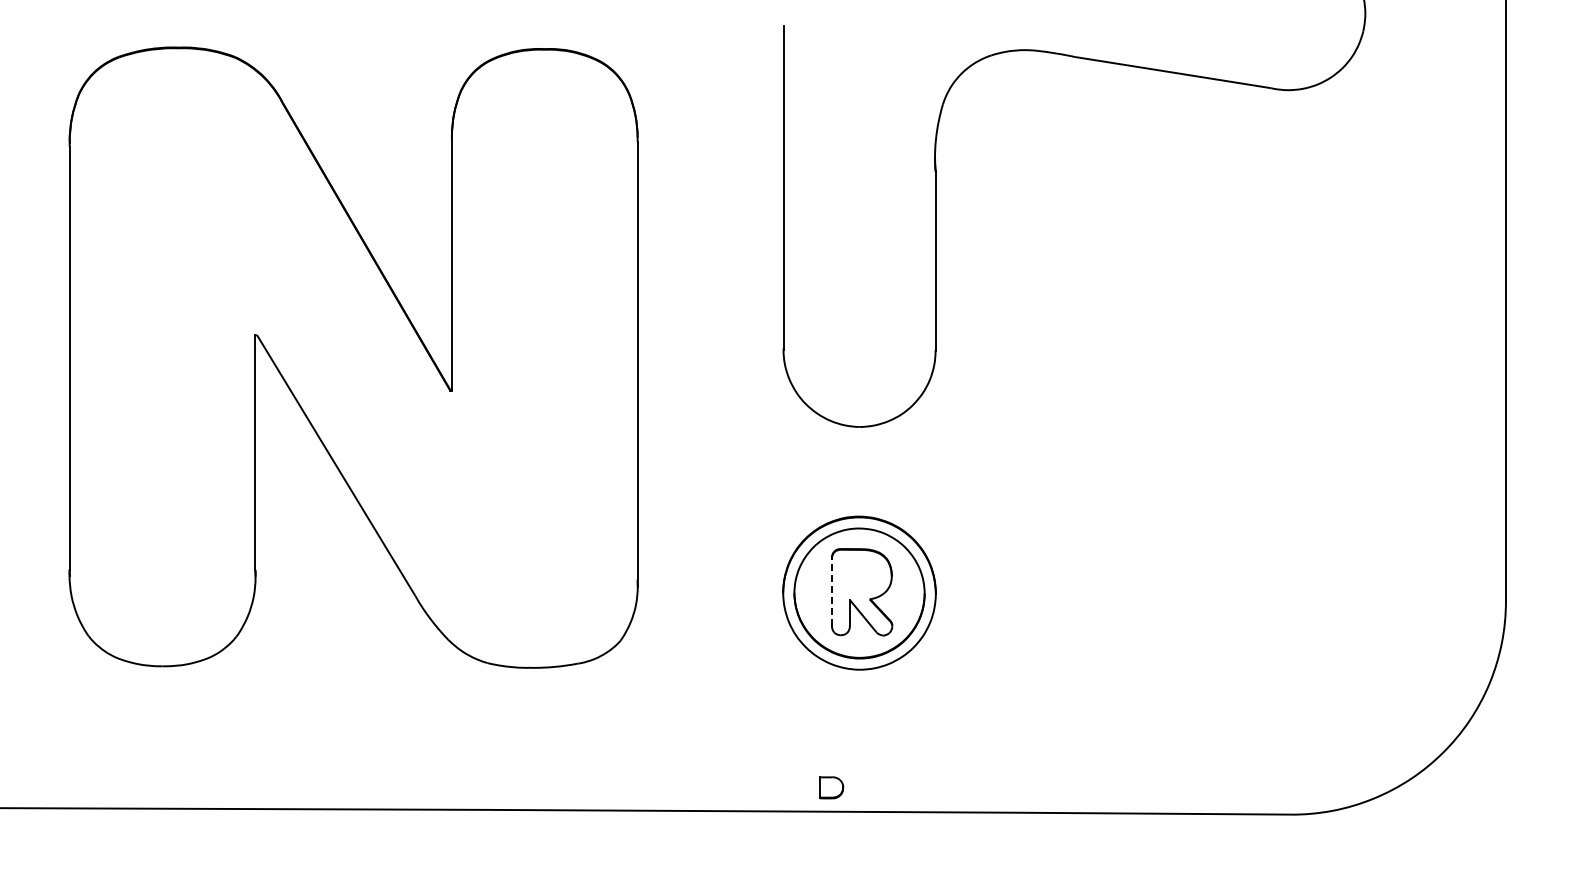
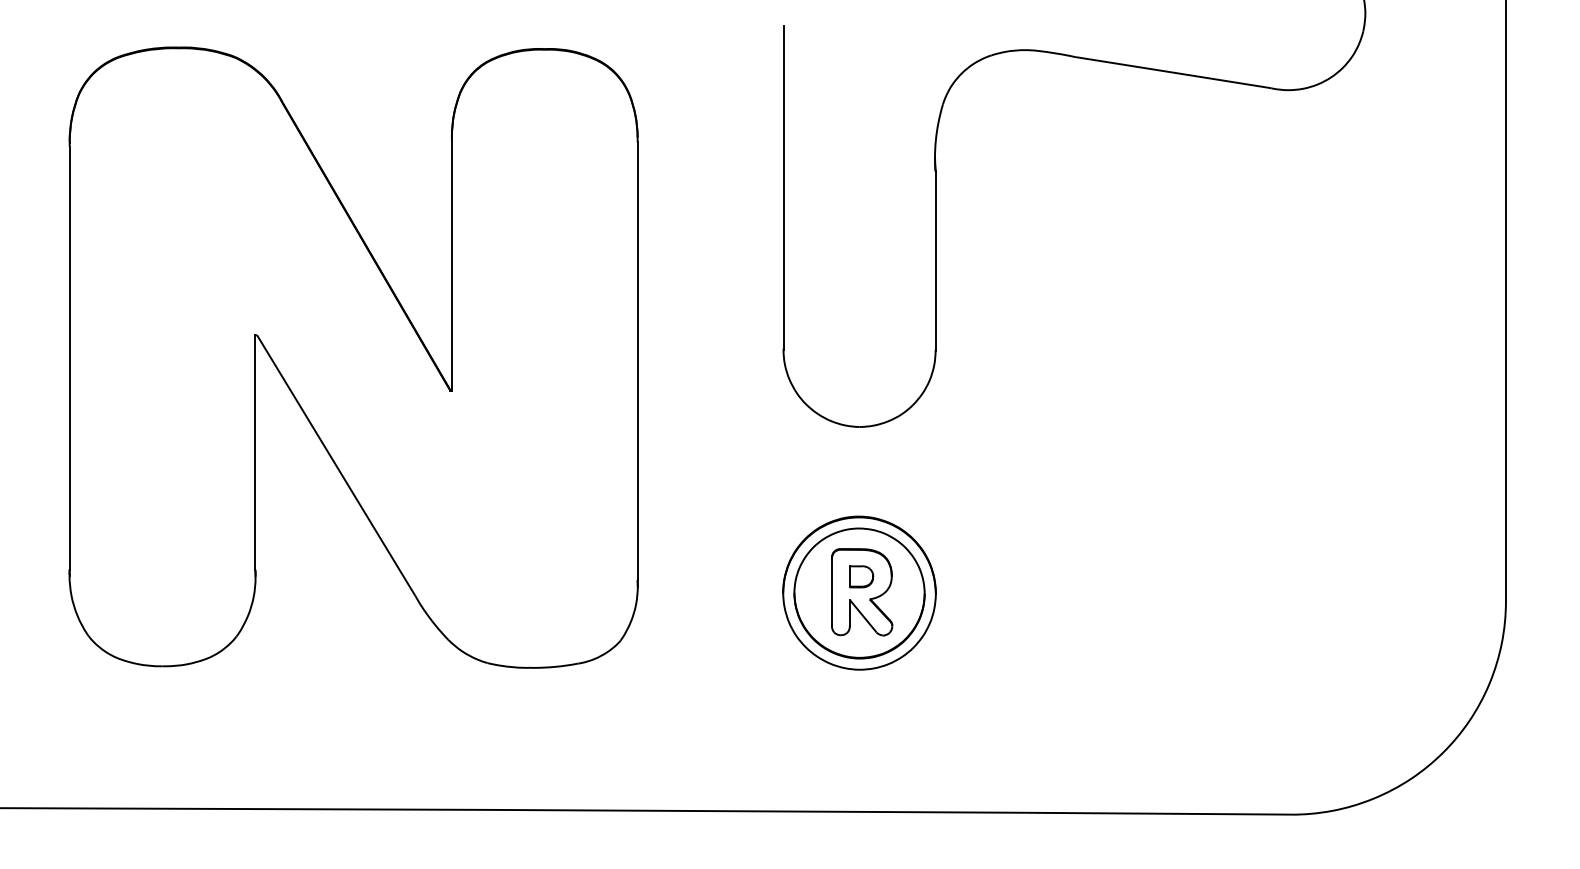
line: dashed -> solid (831, 592)
part position: (831, 787) -> (861, 576) (861, 576)
